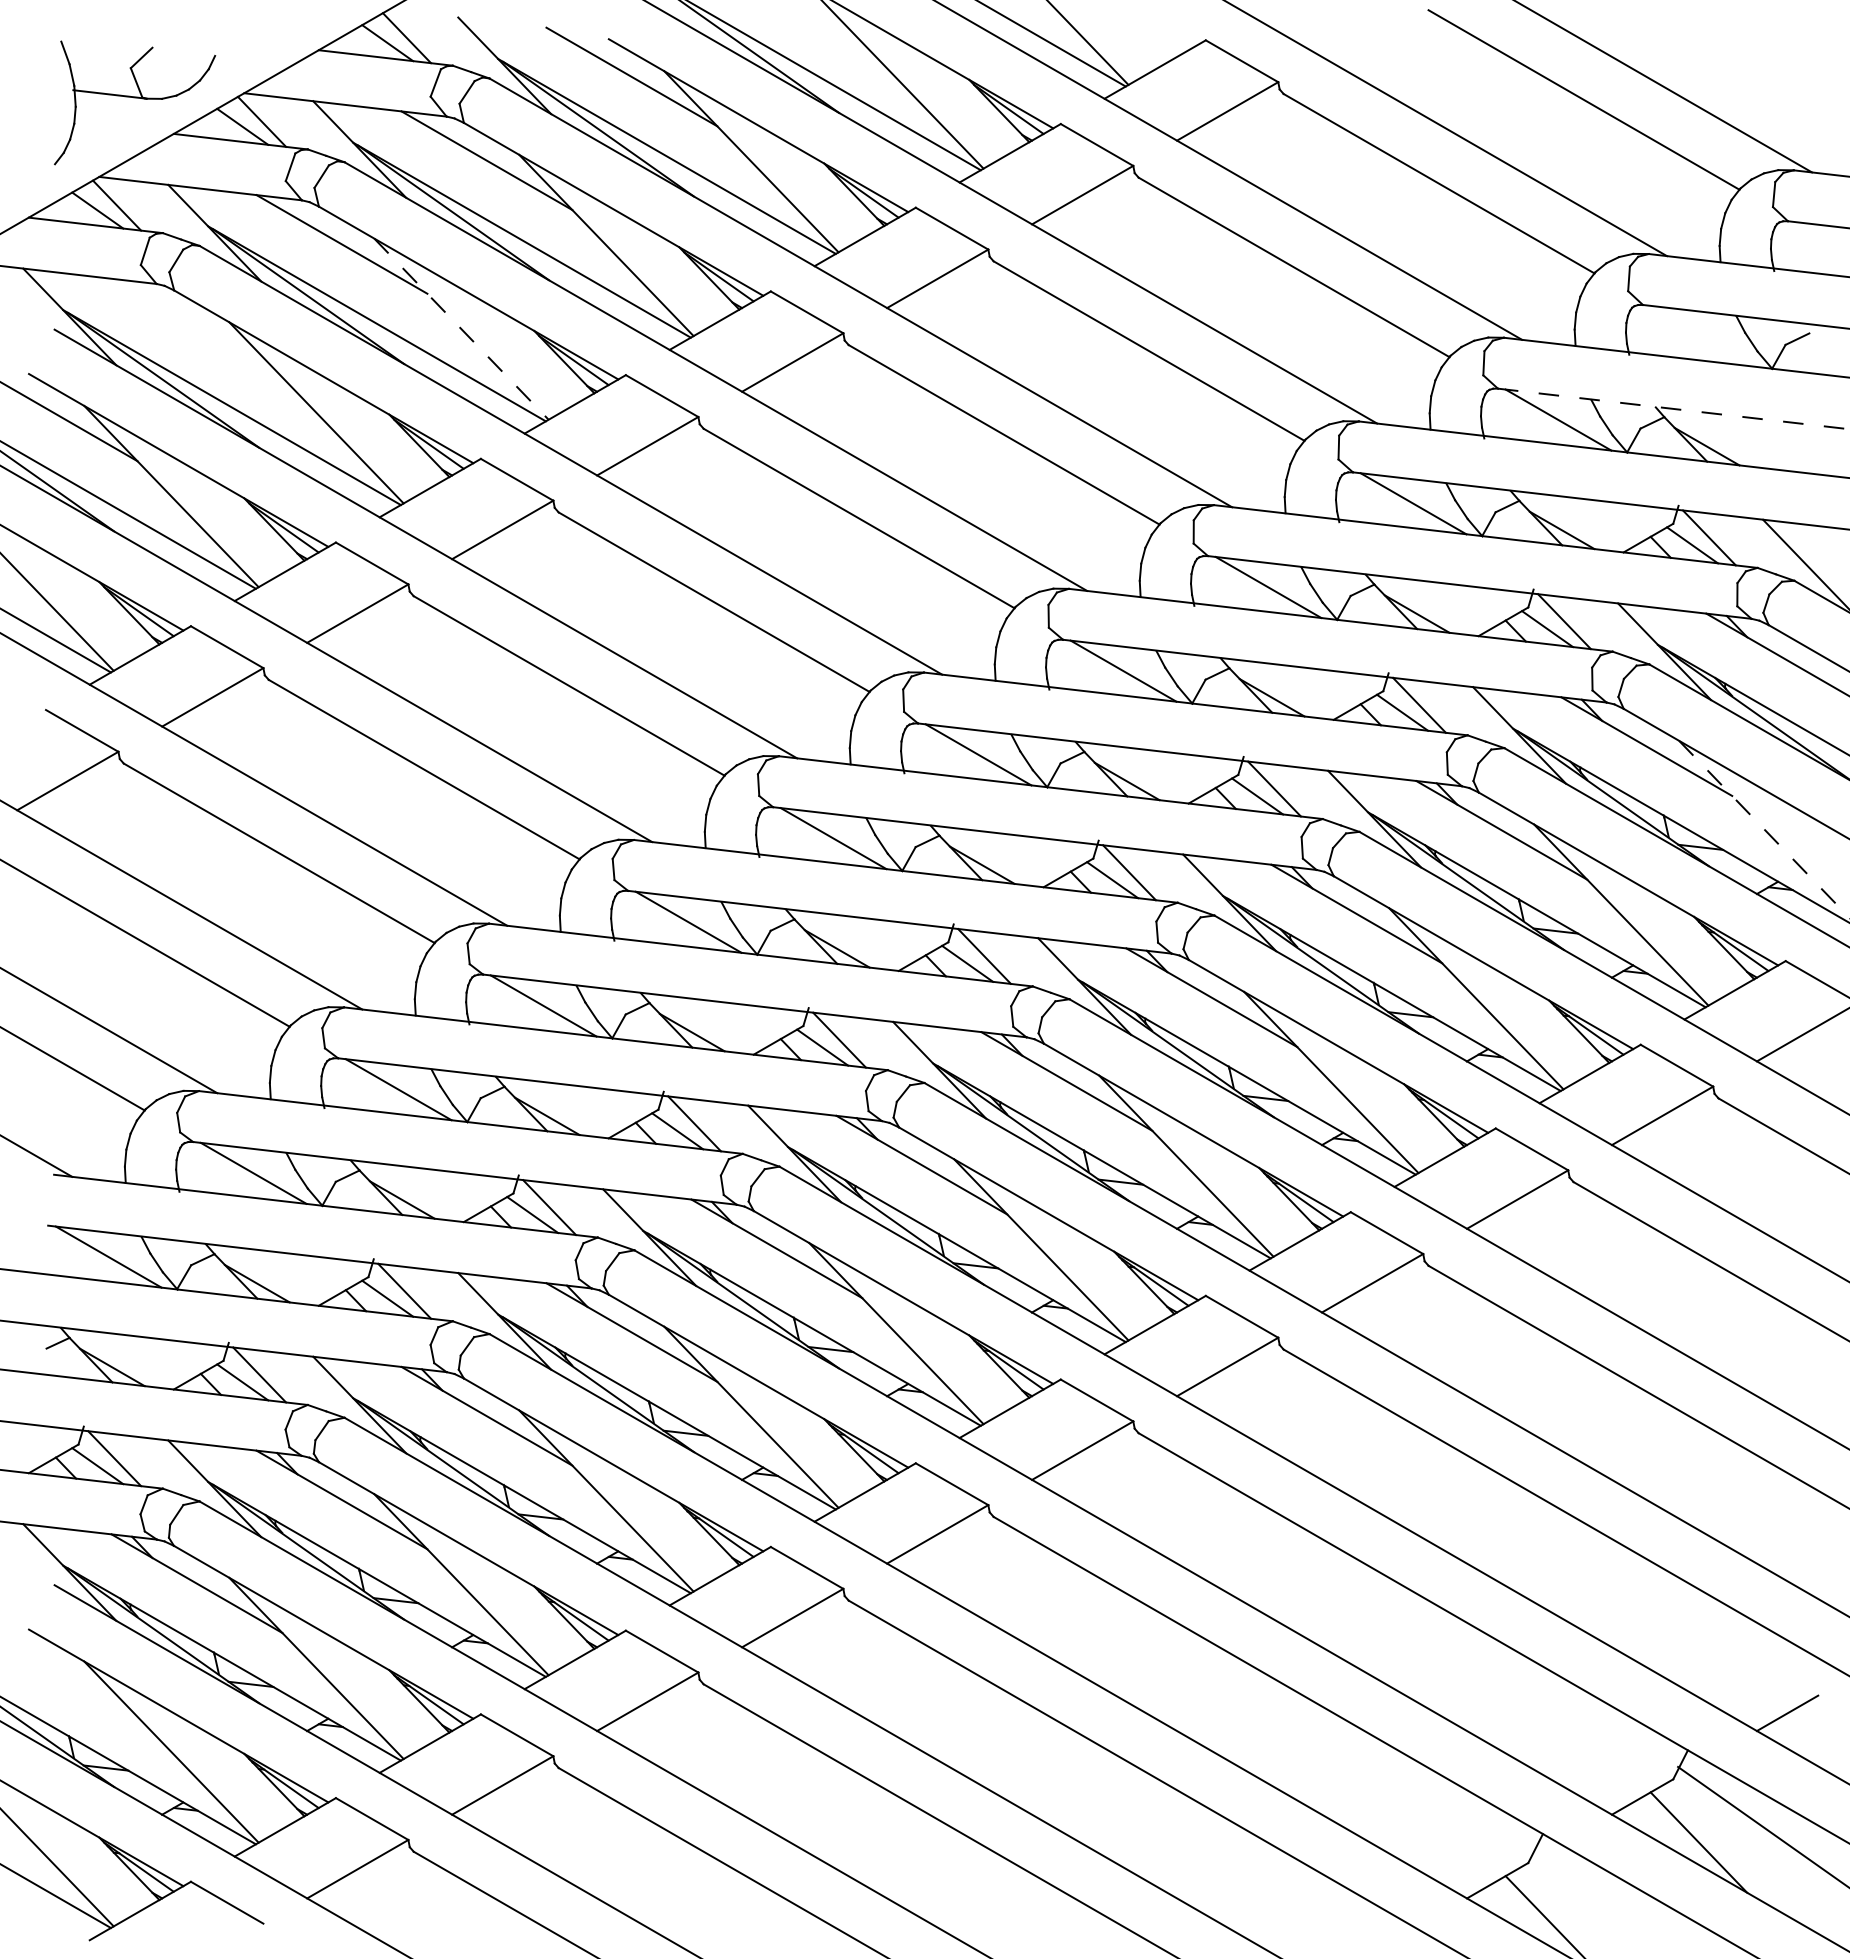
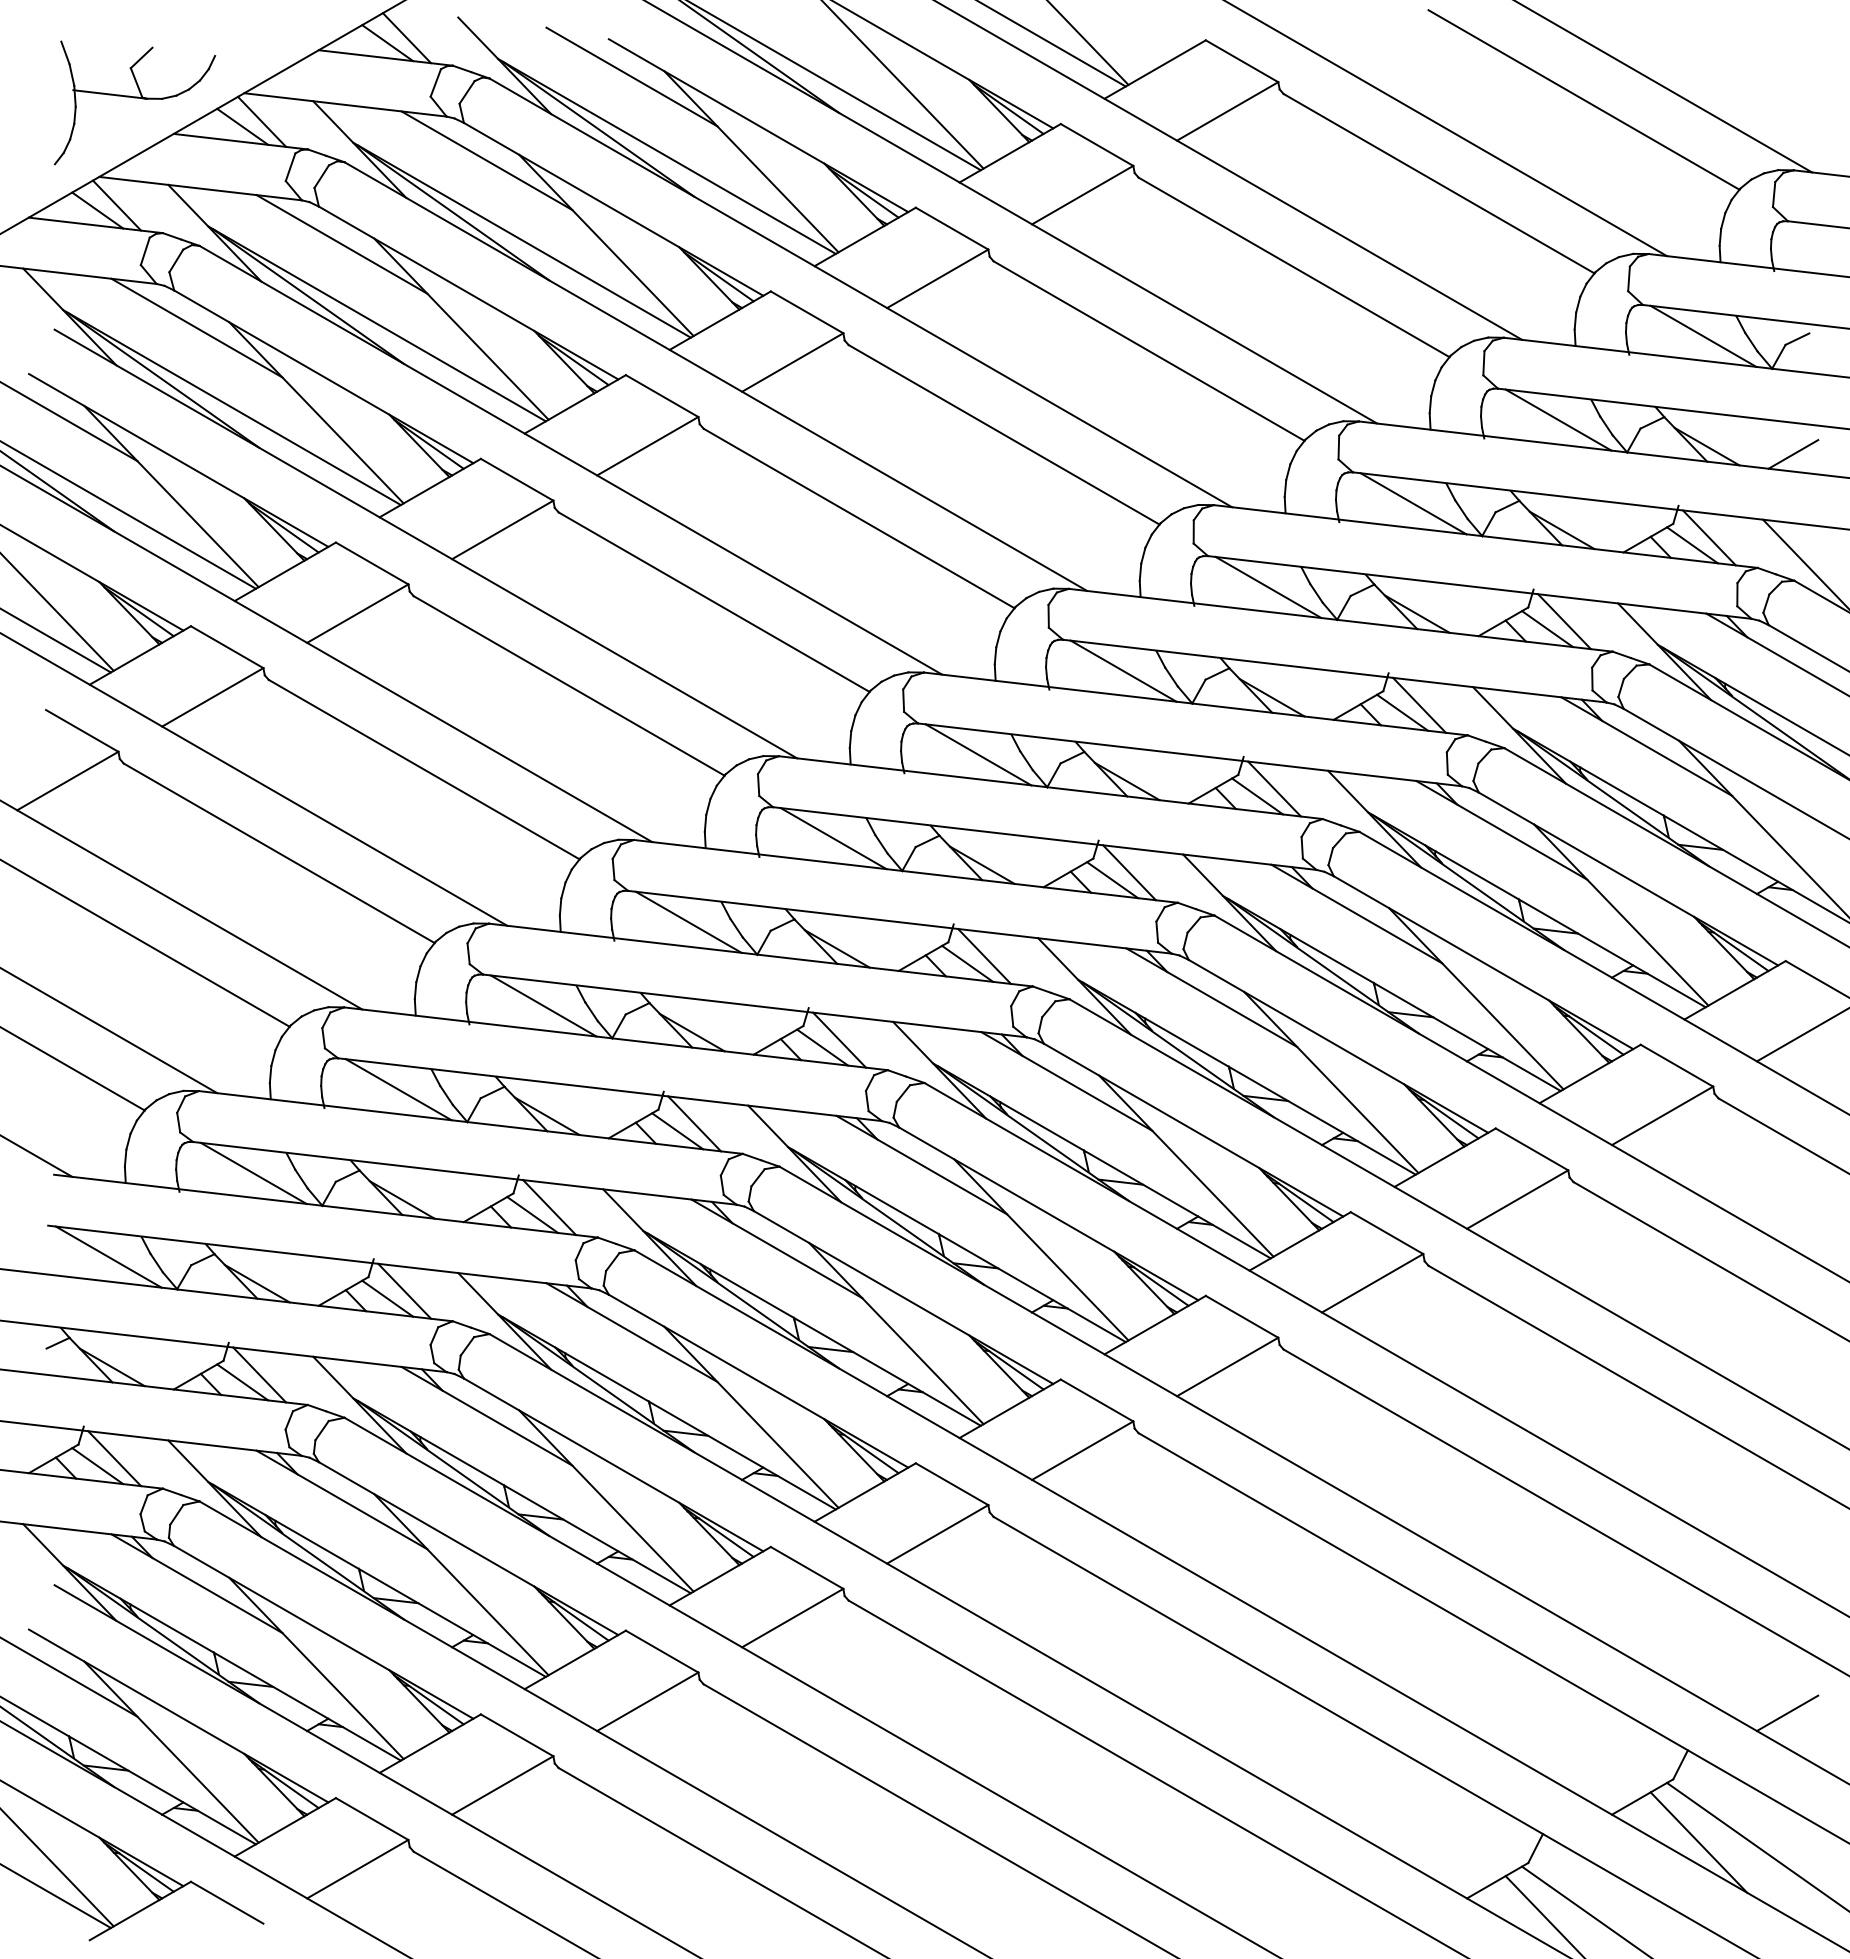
line: none -> present (196, 327)
line: dashed -> solid (461, 329)
line: none -> present (1703, 335)
line: dashed -> solid (1673, 408)
line: none -> present (1793, 454)
line: dashed -> solid (1764, 829)
line: none -> present (69, 1677)
line position: (1762, 1825) -> (1756, 1845) (1756, 1845)
line: none -> present (1584, 1910)
